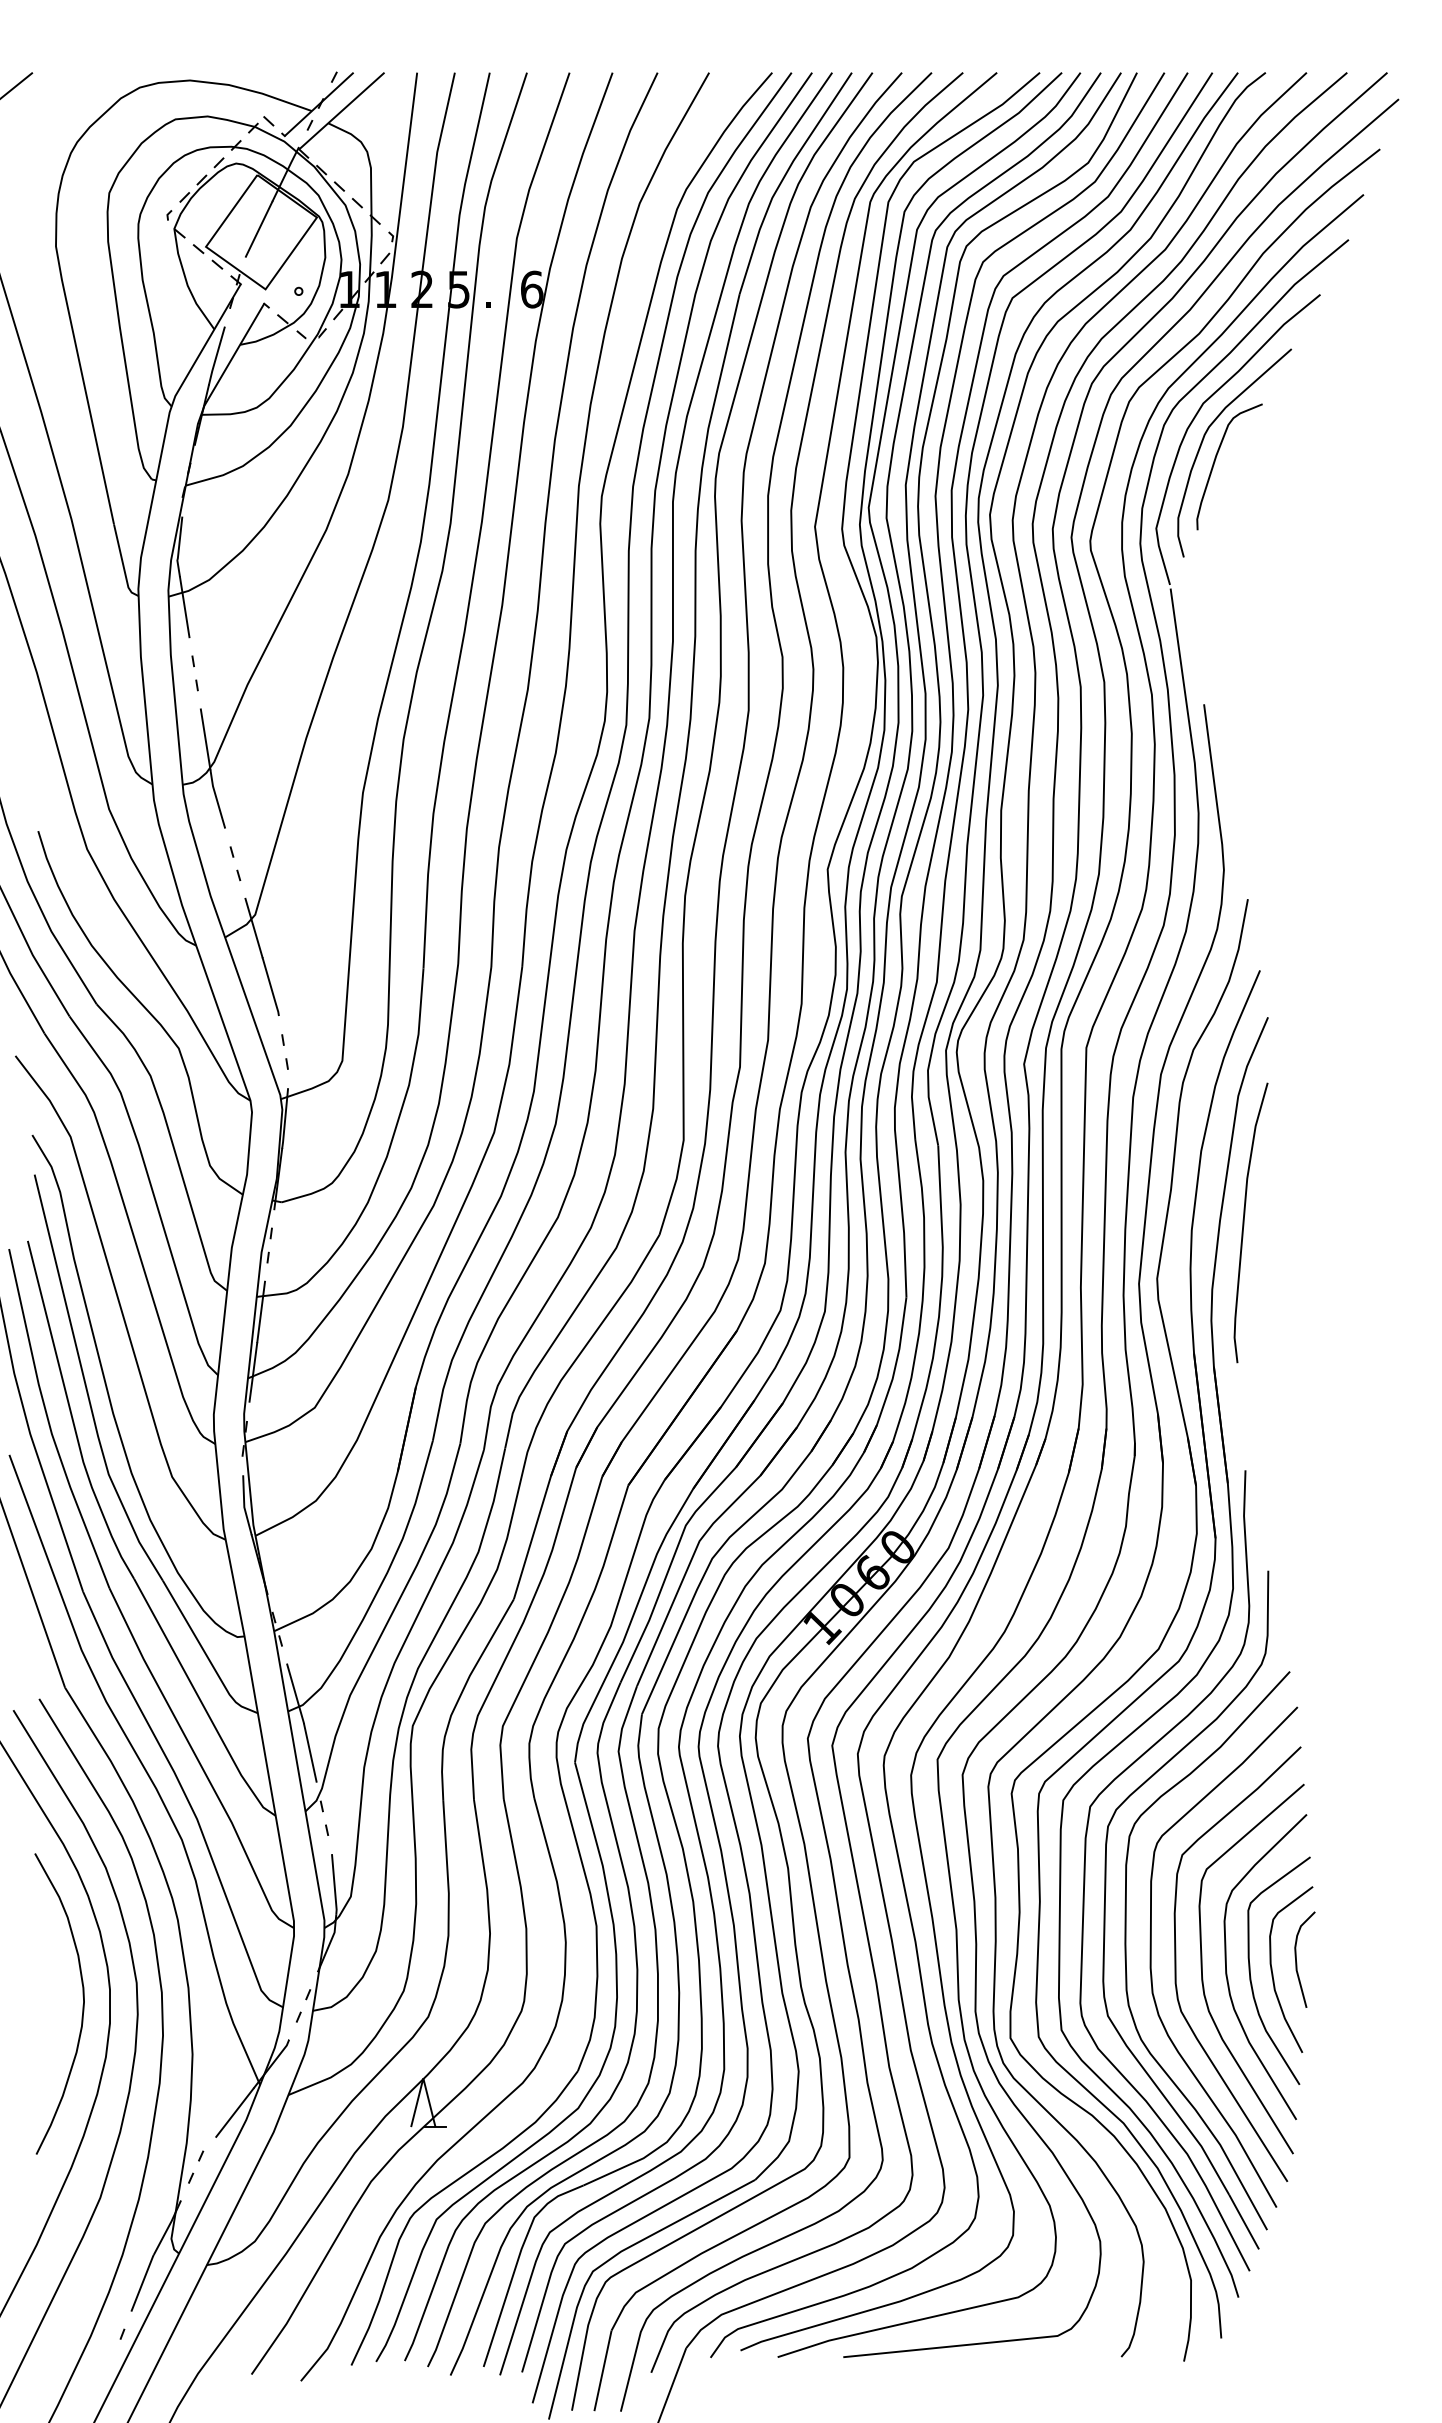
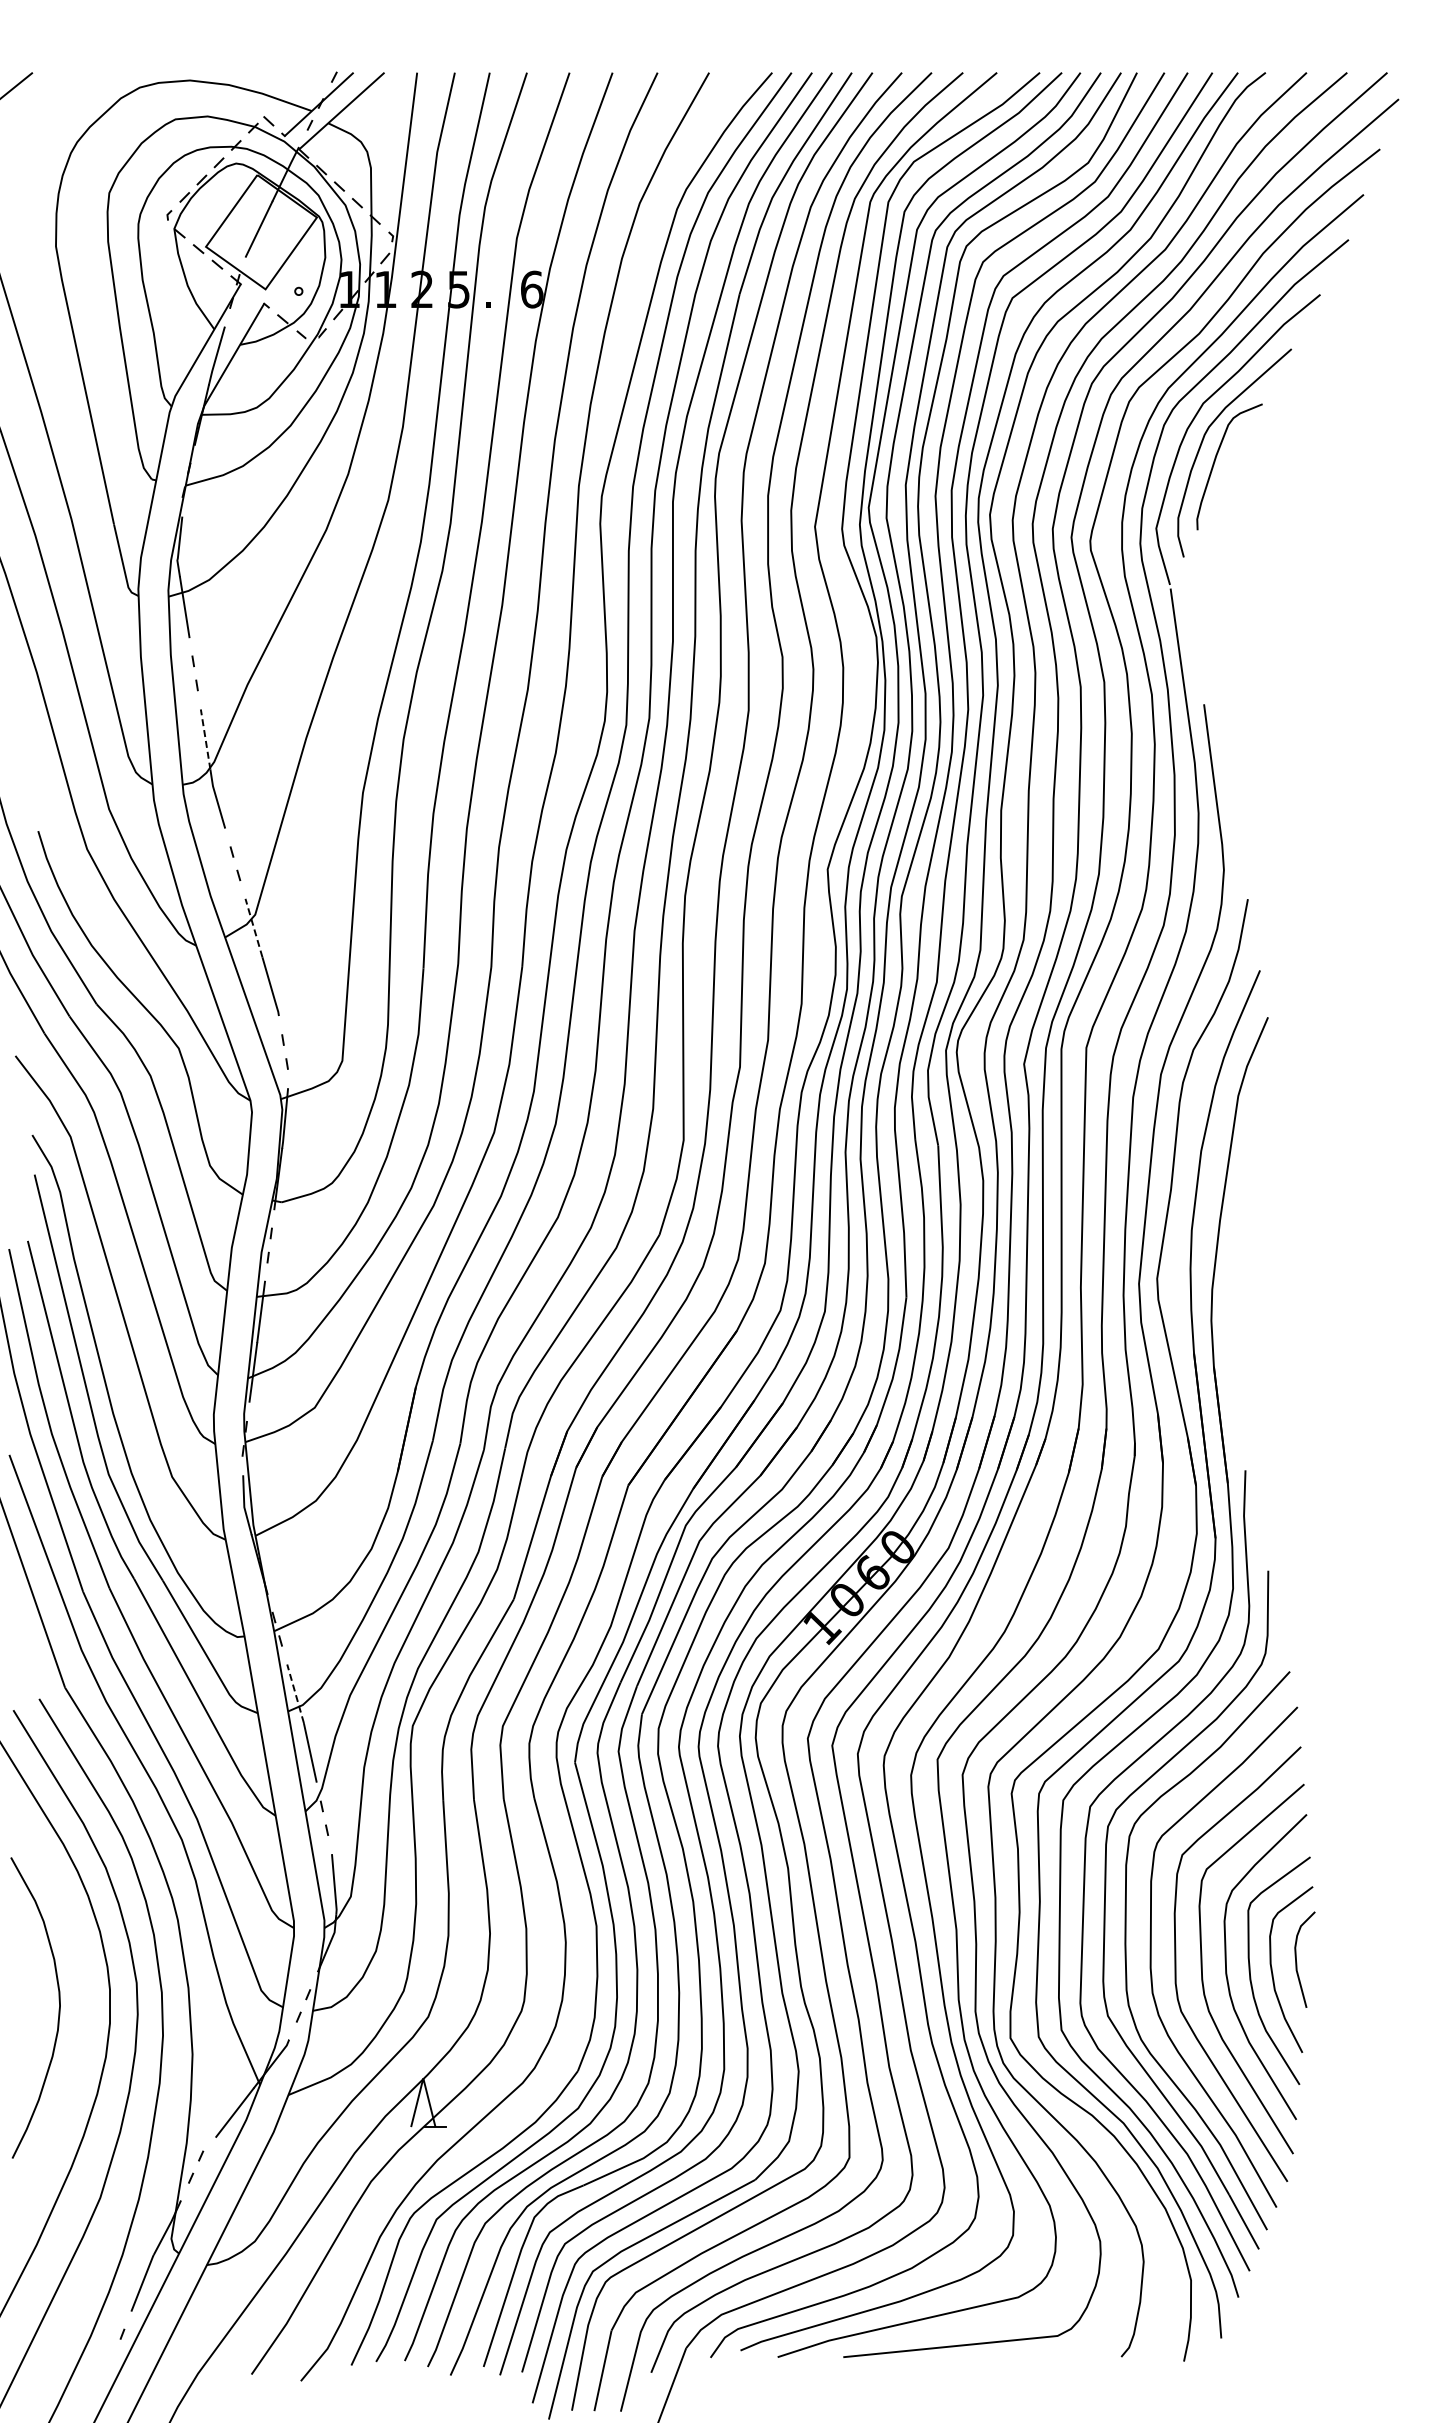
line: solid -> dashed (205, 739)
line: solid -> dashed (253, 927)
curve: present -> none (1244, 1222)
line: solid -> dashed (295, 1693)
curve position: (82, 2005) -> (58, 2009) (58, 2009)
